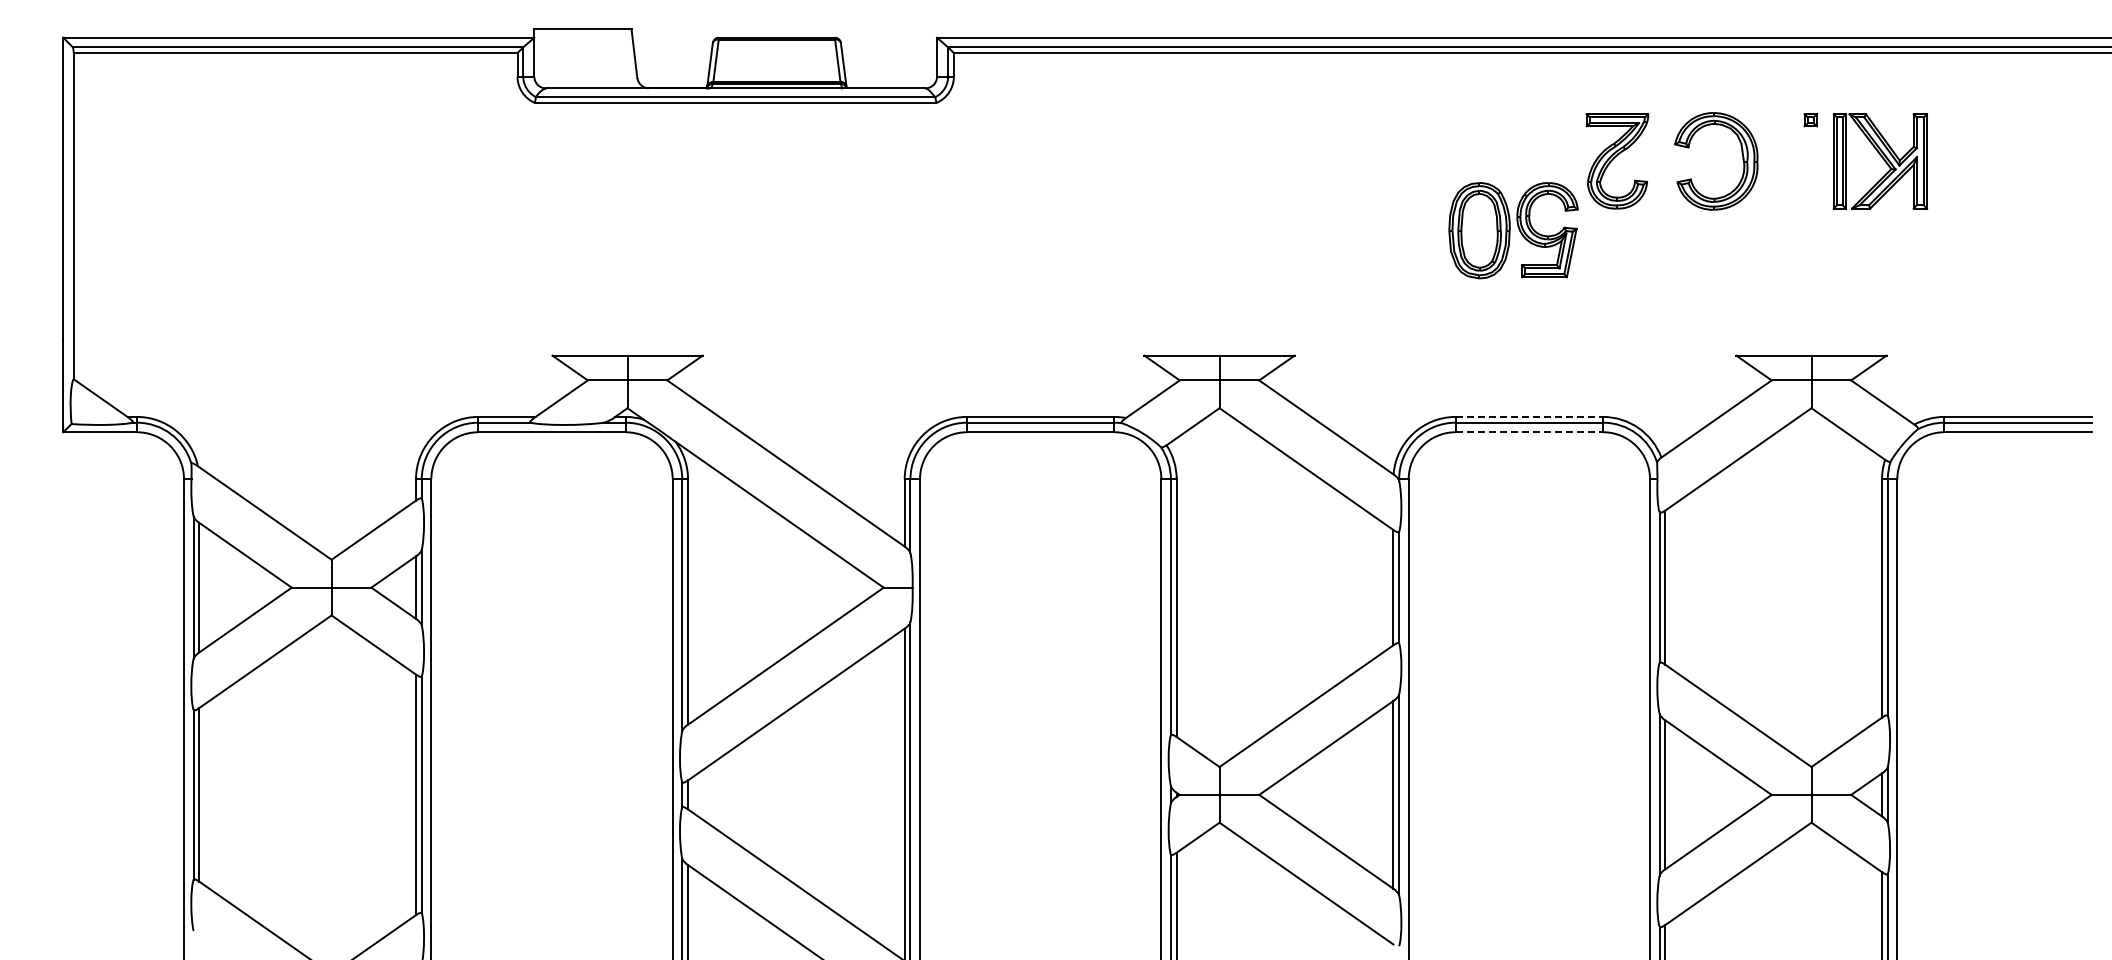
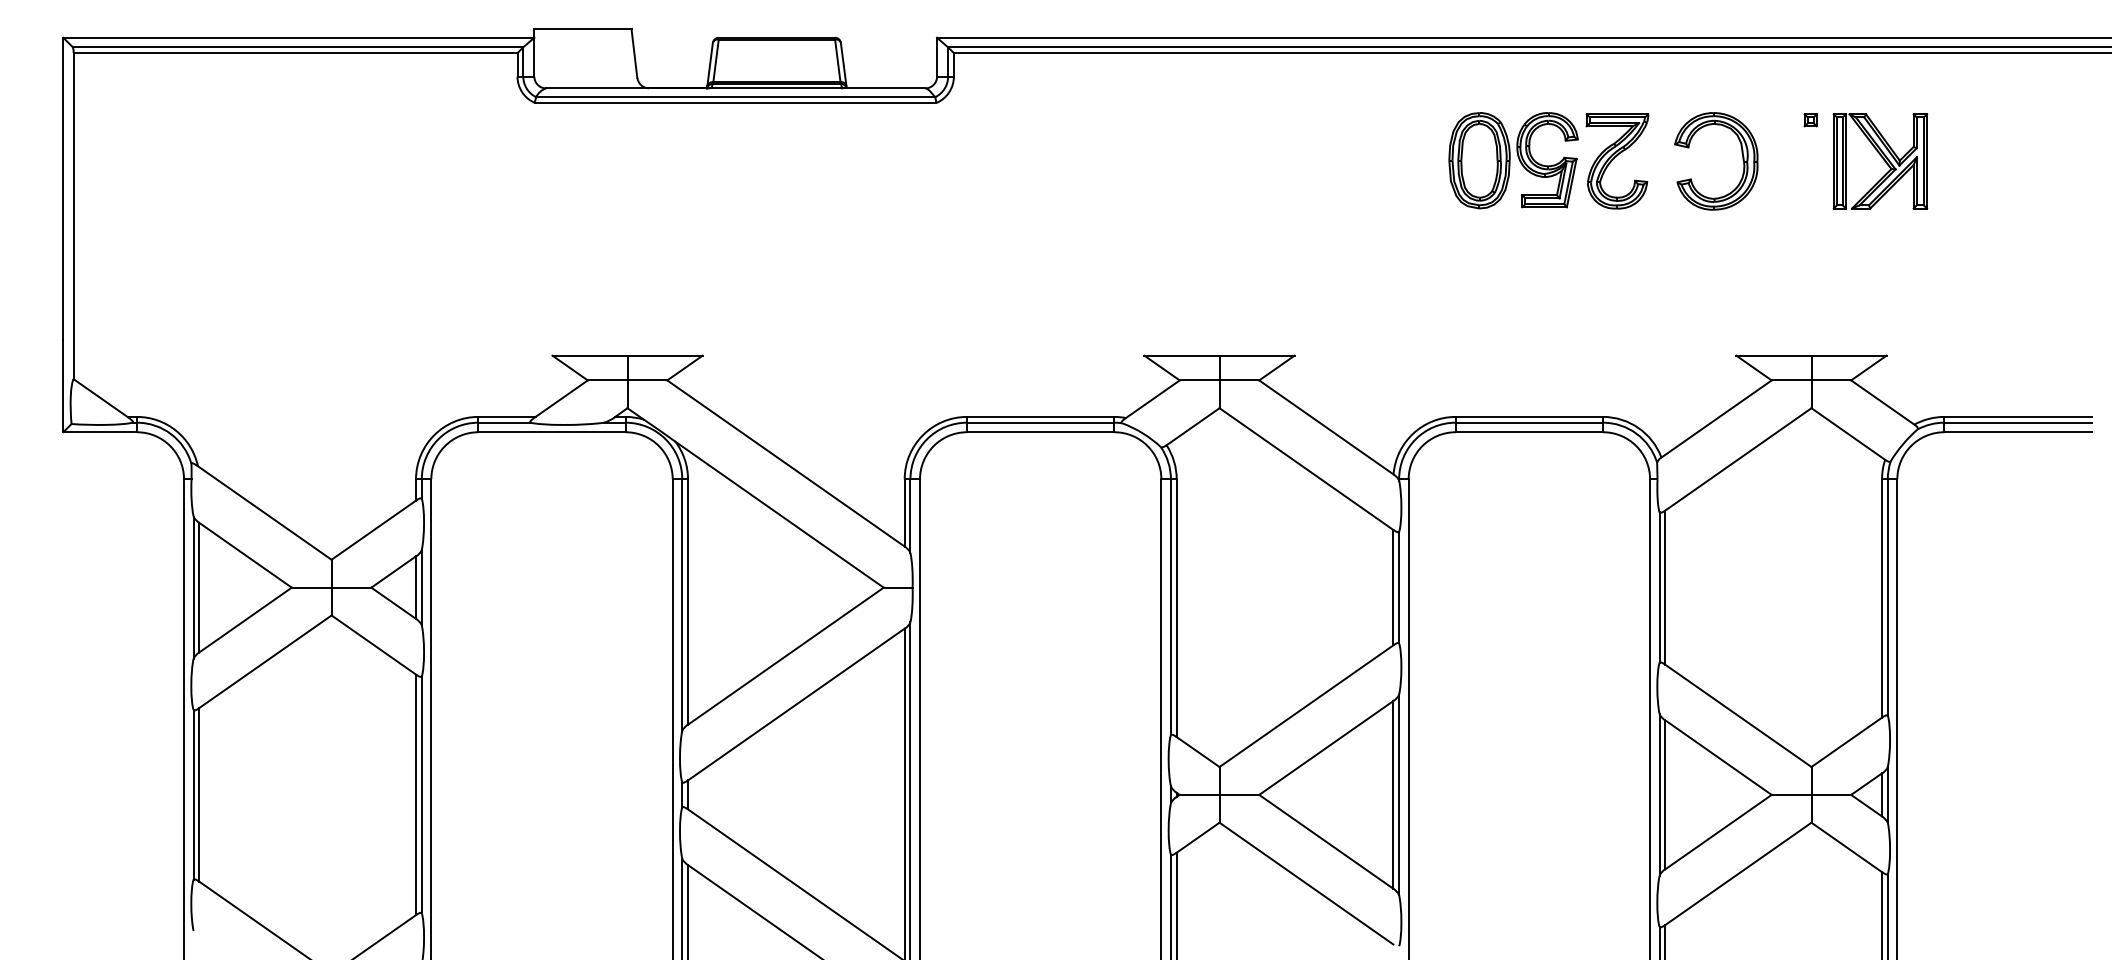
part position: (1513, 230) -> (1513, 160) (1513, 160)
line: dashed -> solid (1529, 416)
line: dashed -> solid (1529, 432)
